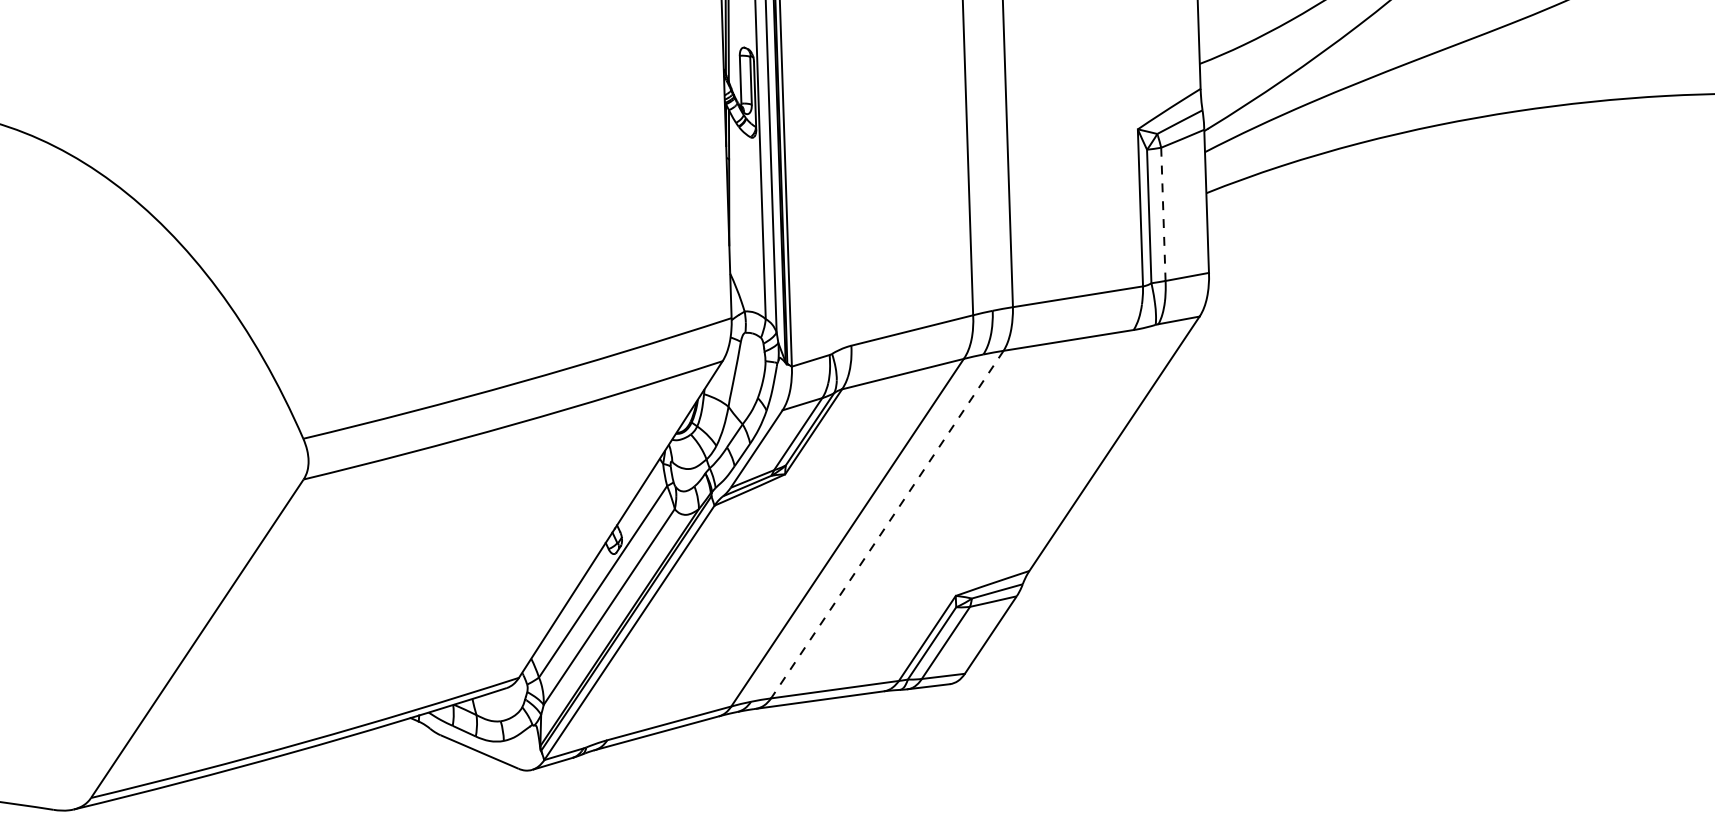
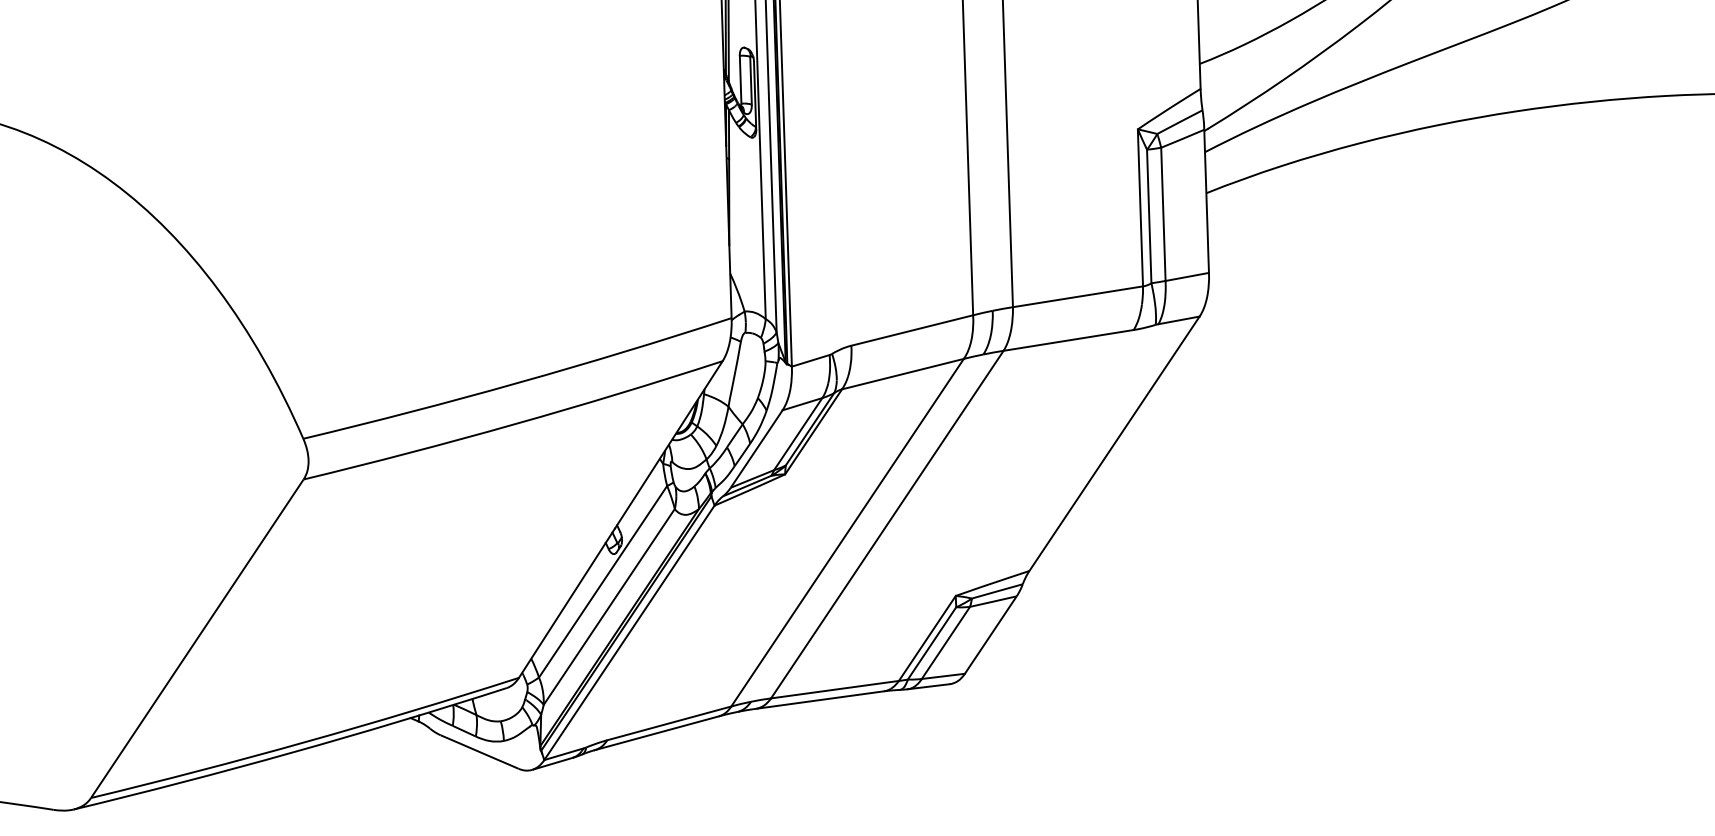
line: dashed -> solid (1163, 214)
line: dashed -> solid (887, 525)
